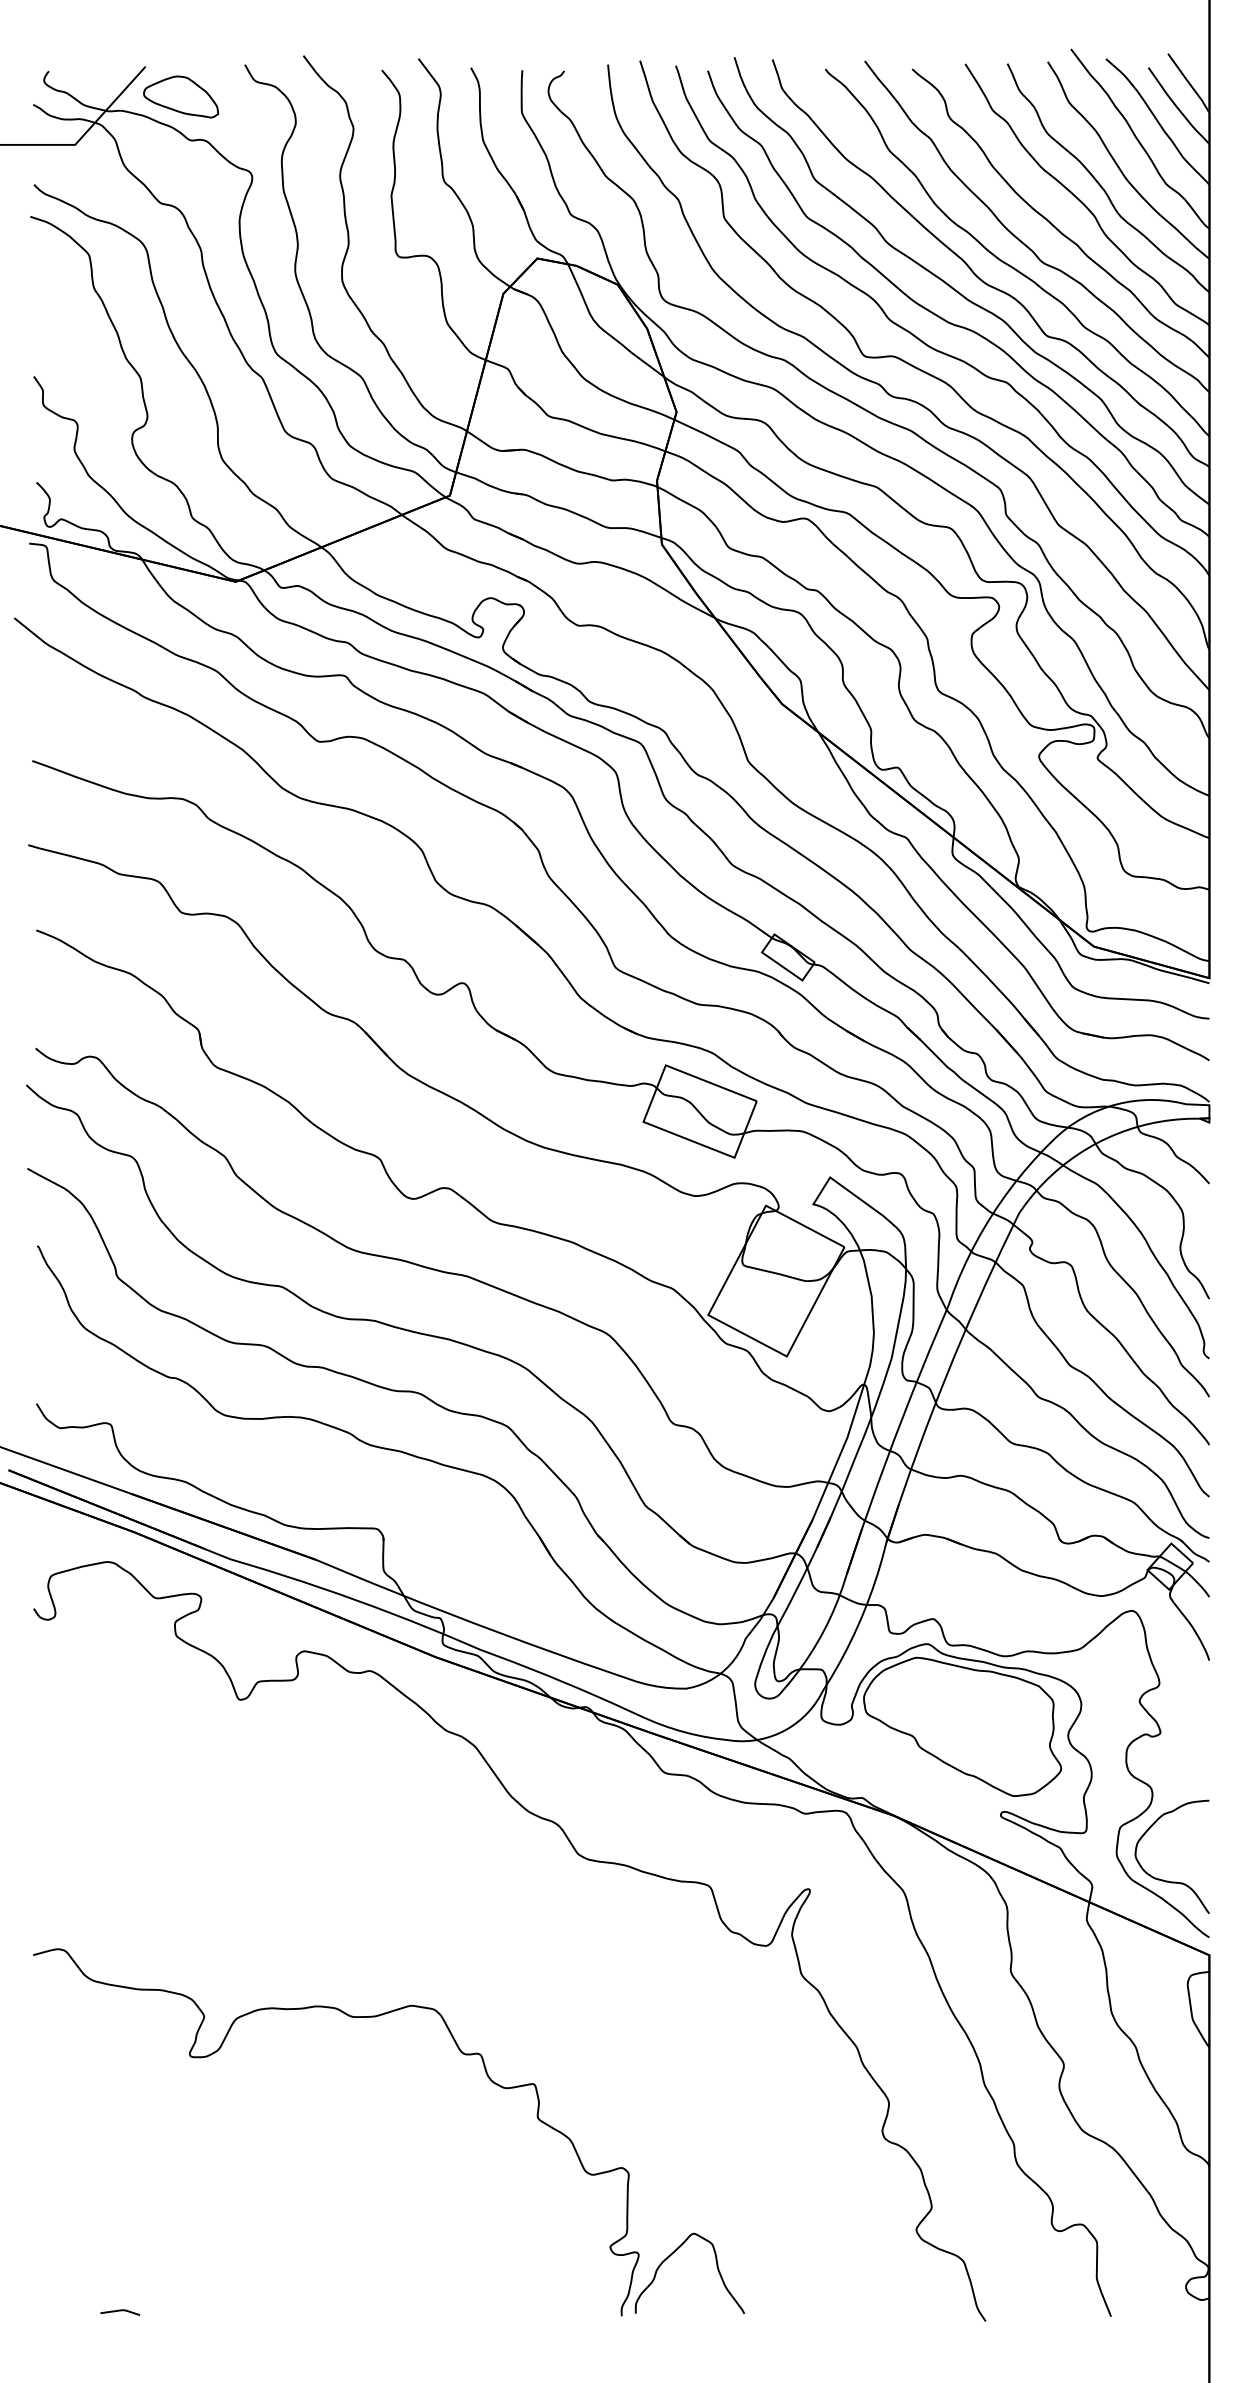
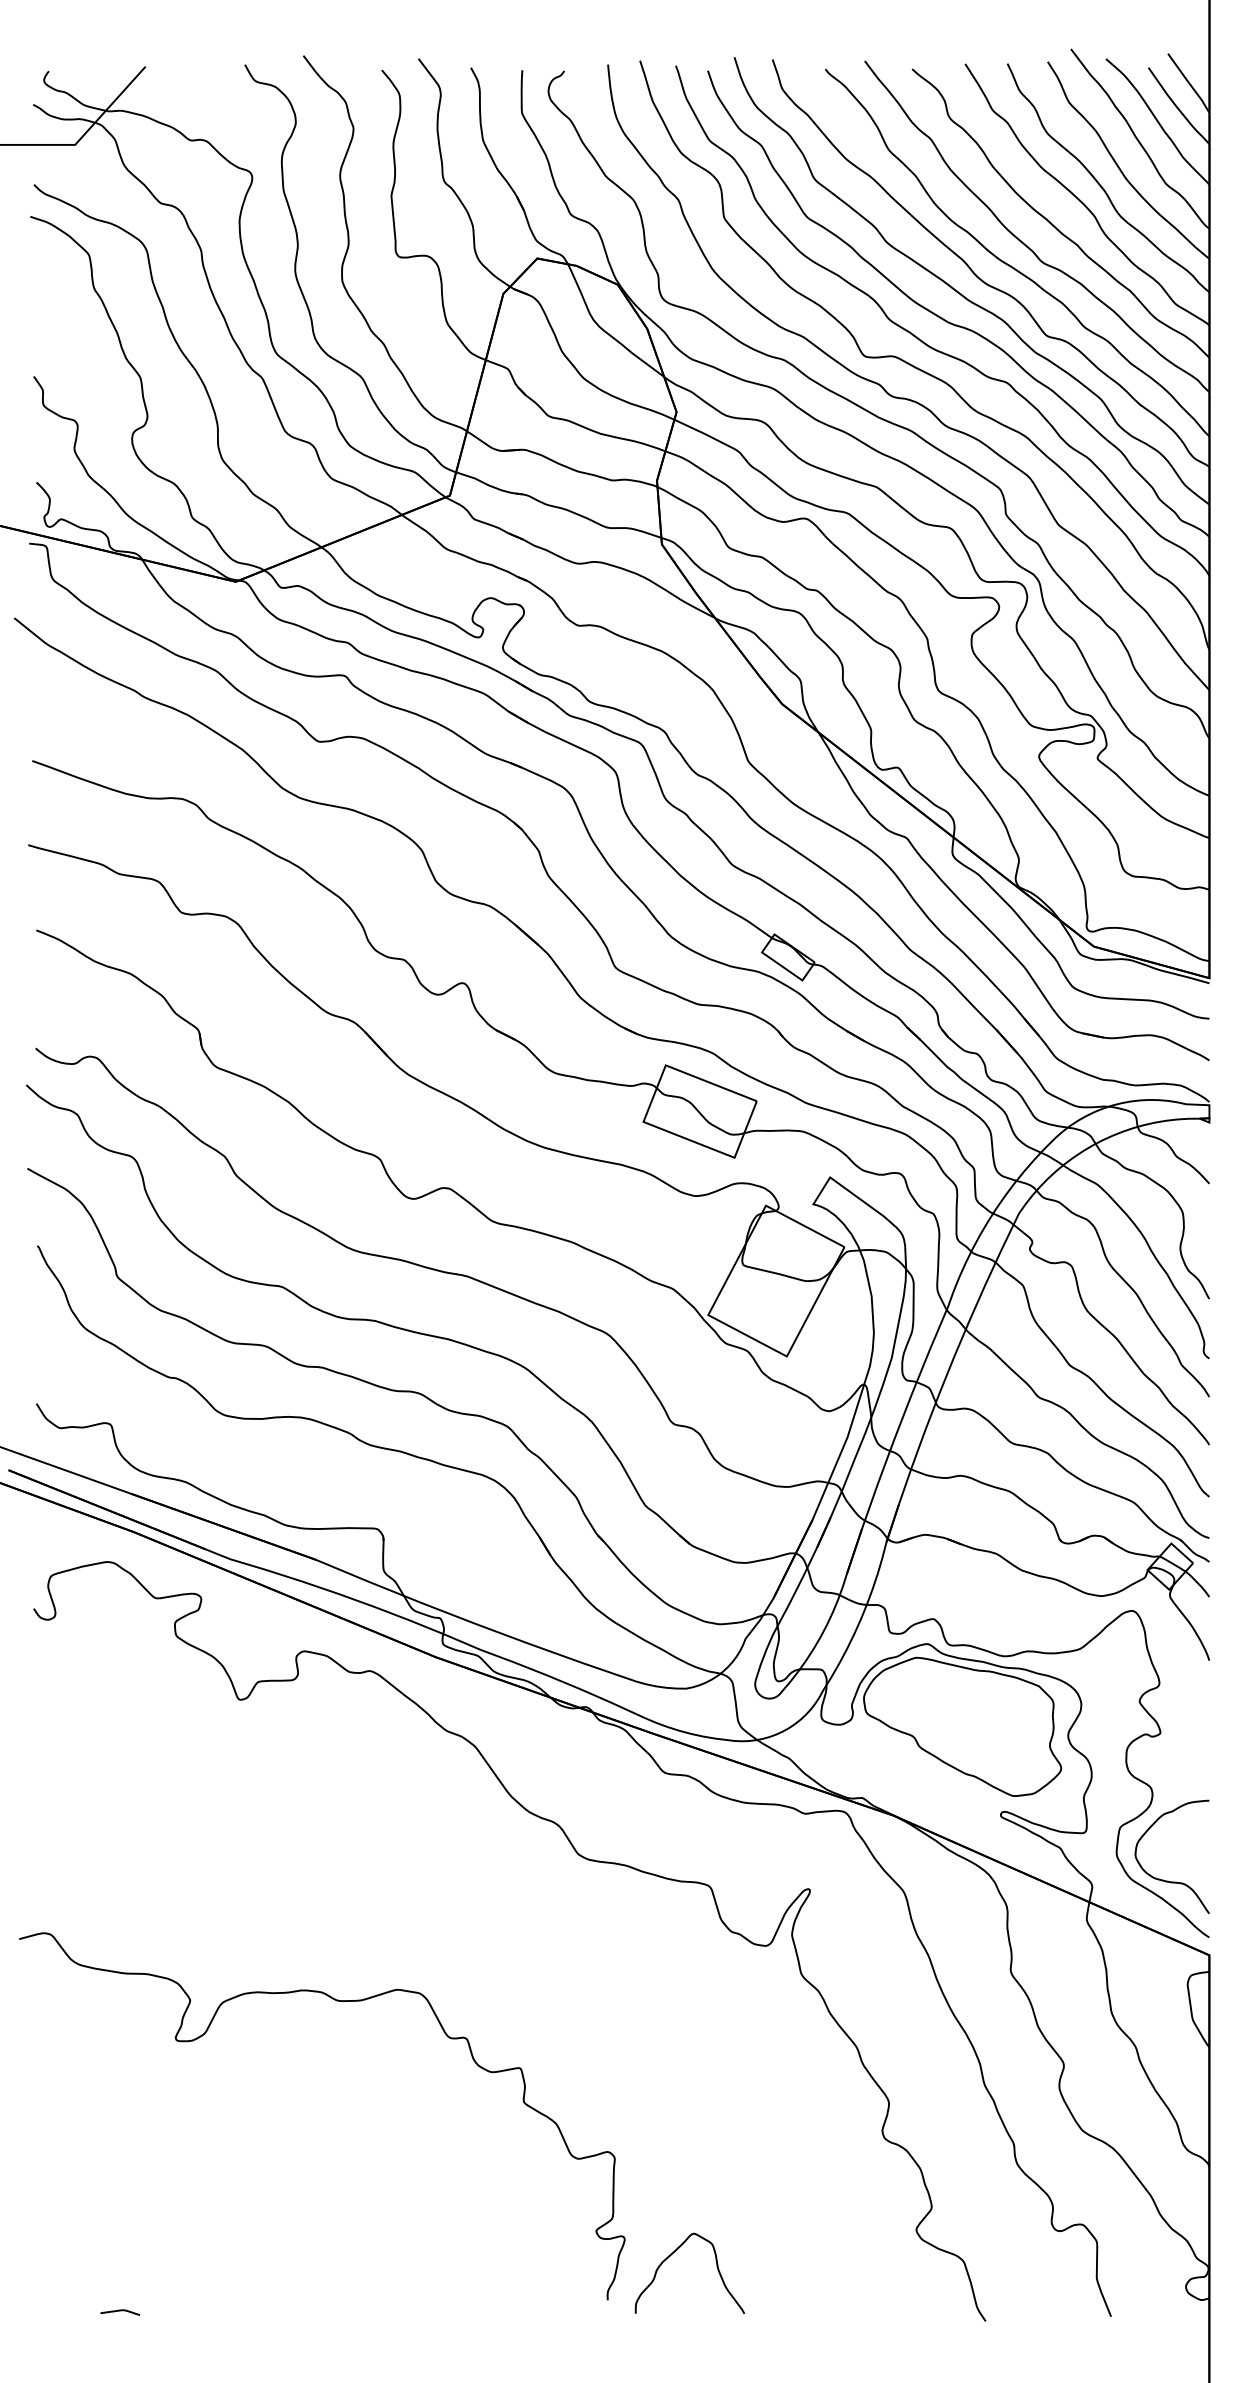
part: present -> none (181, 96)
curve position: (350, 2017) -> (336, 2001) (336, 2001)
